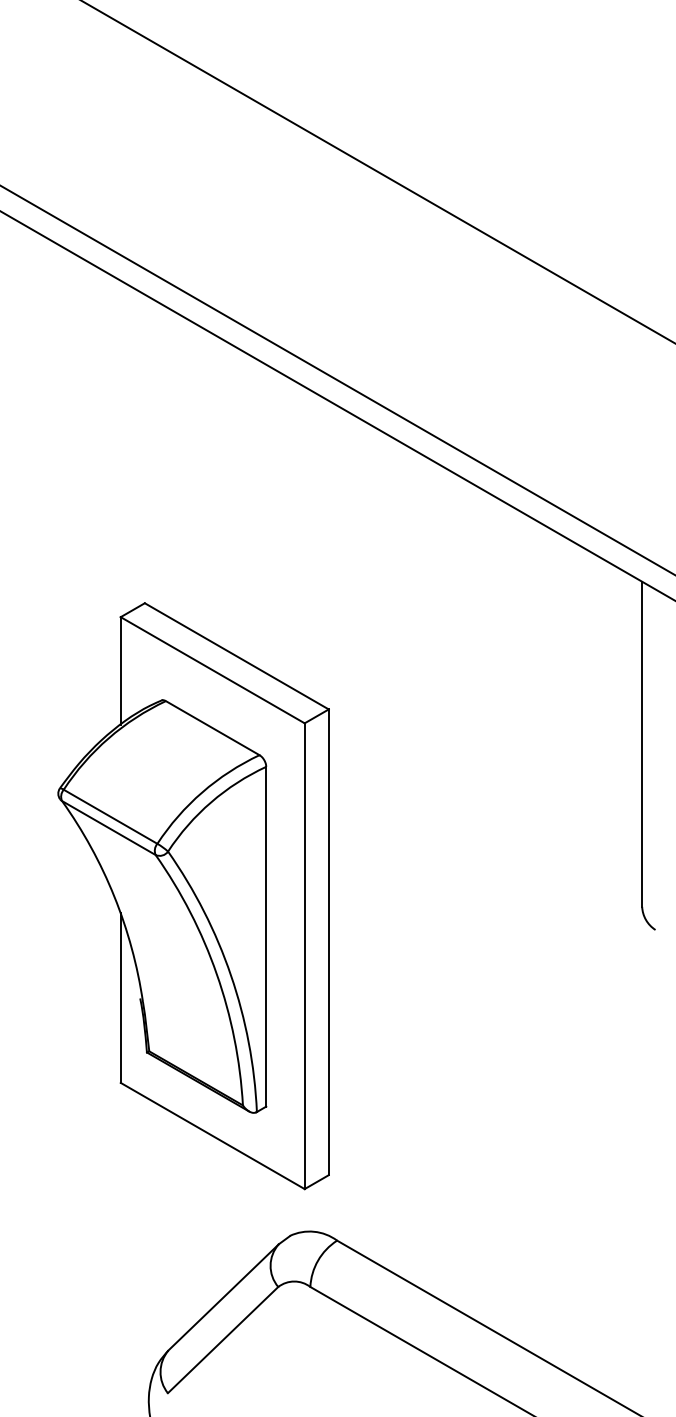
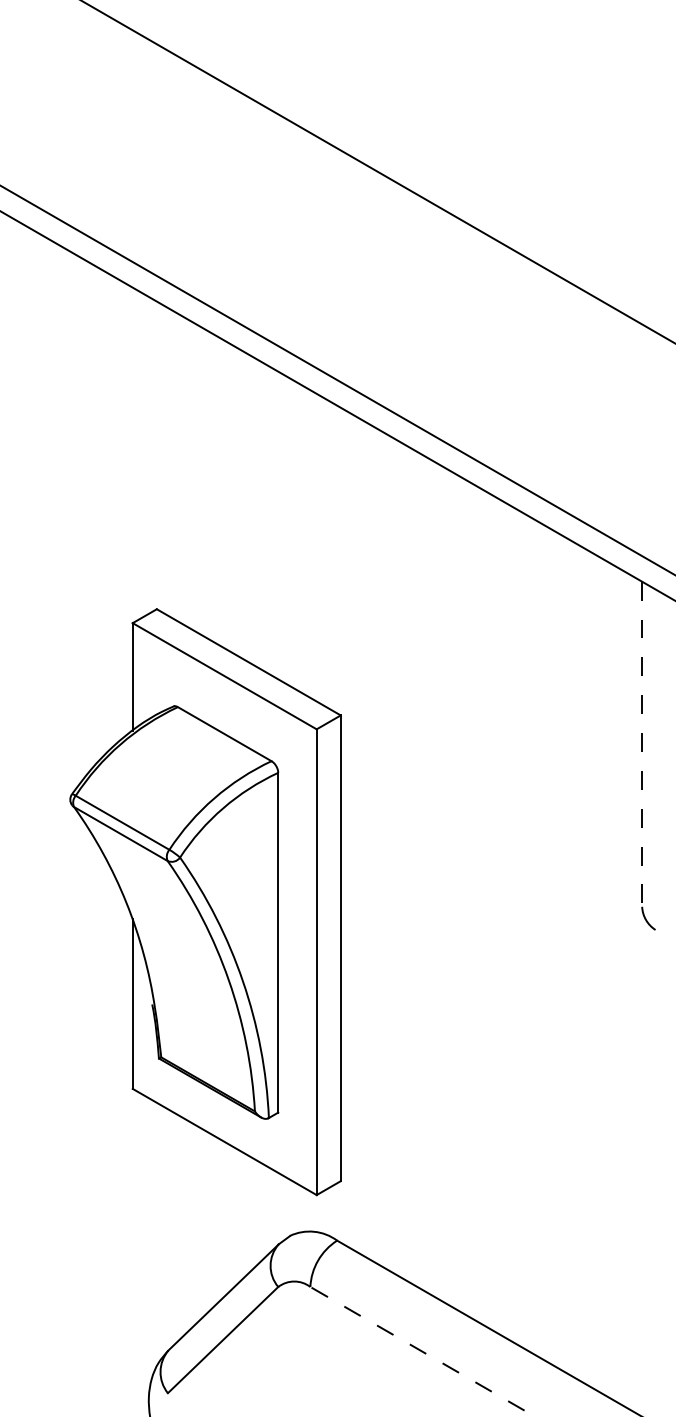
line: solid -> dashed (642, 744)
part position: (193, 896) -> (205, 902) (205, 902)
line: solid -> dashed (422, 1351)
